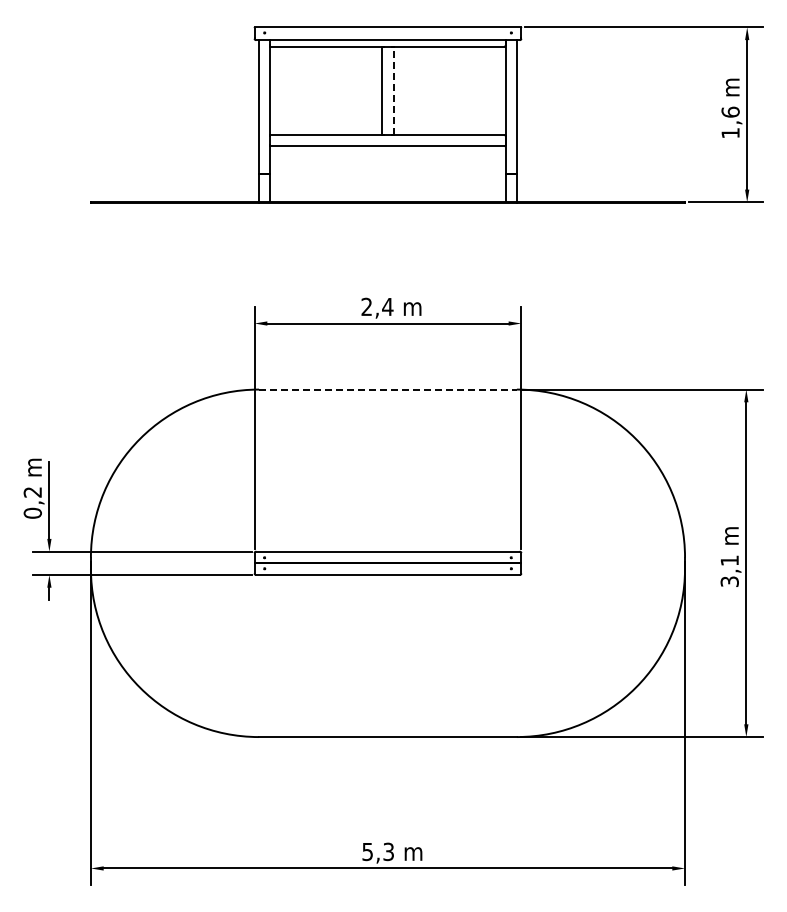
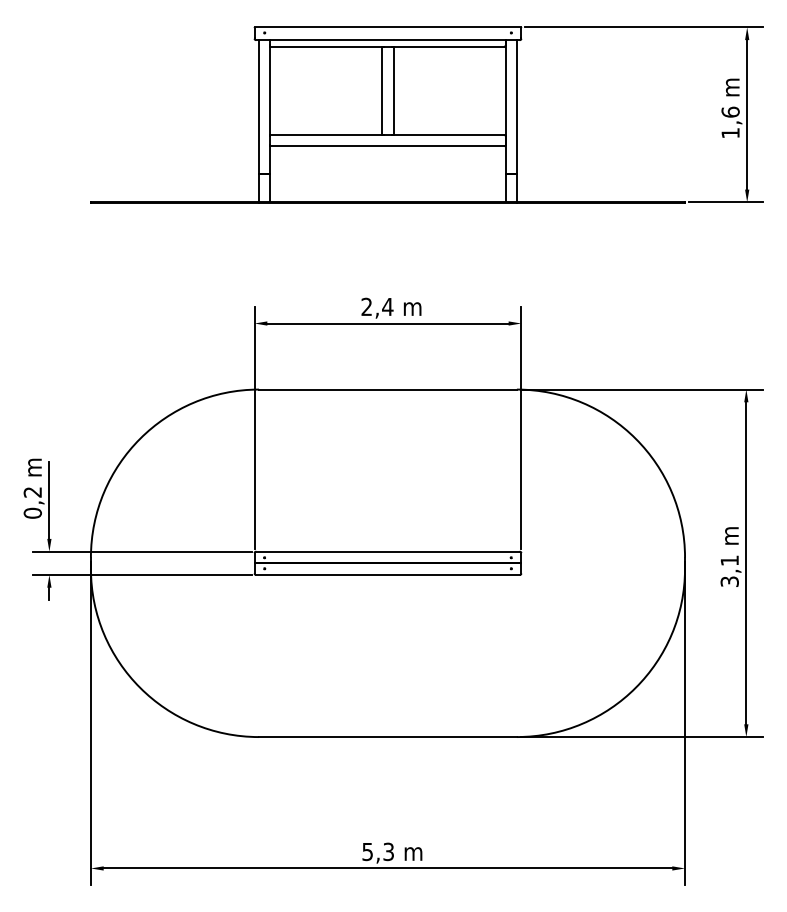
line: dashed -> solid (393, 90)
line: dashed -> solid (387, 389)
